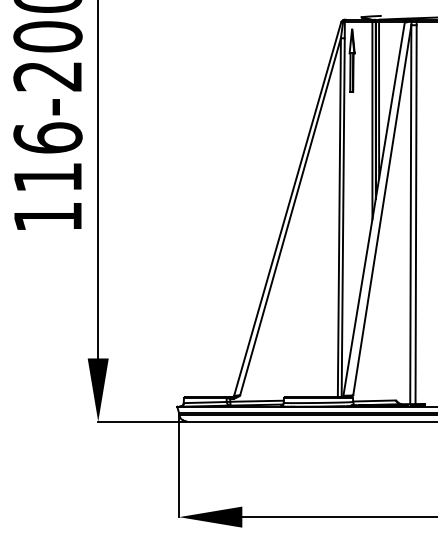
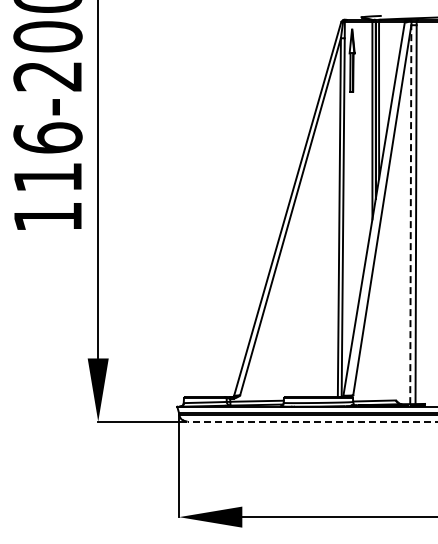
line: solid -> dashed (410, 214)
line: solid -> dashed (312, 421)
